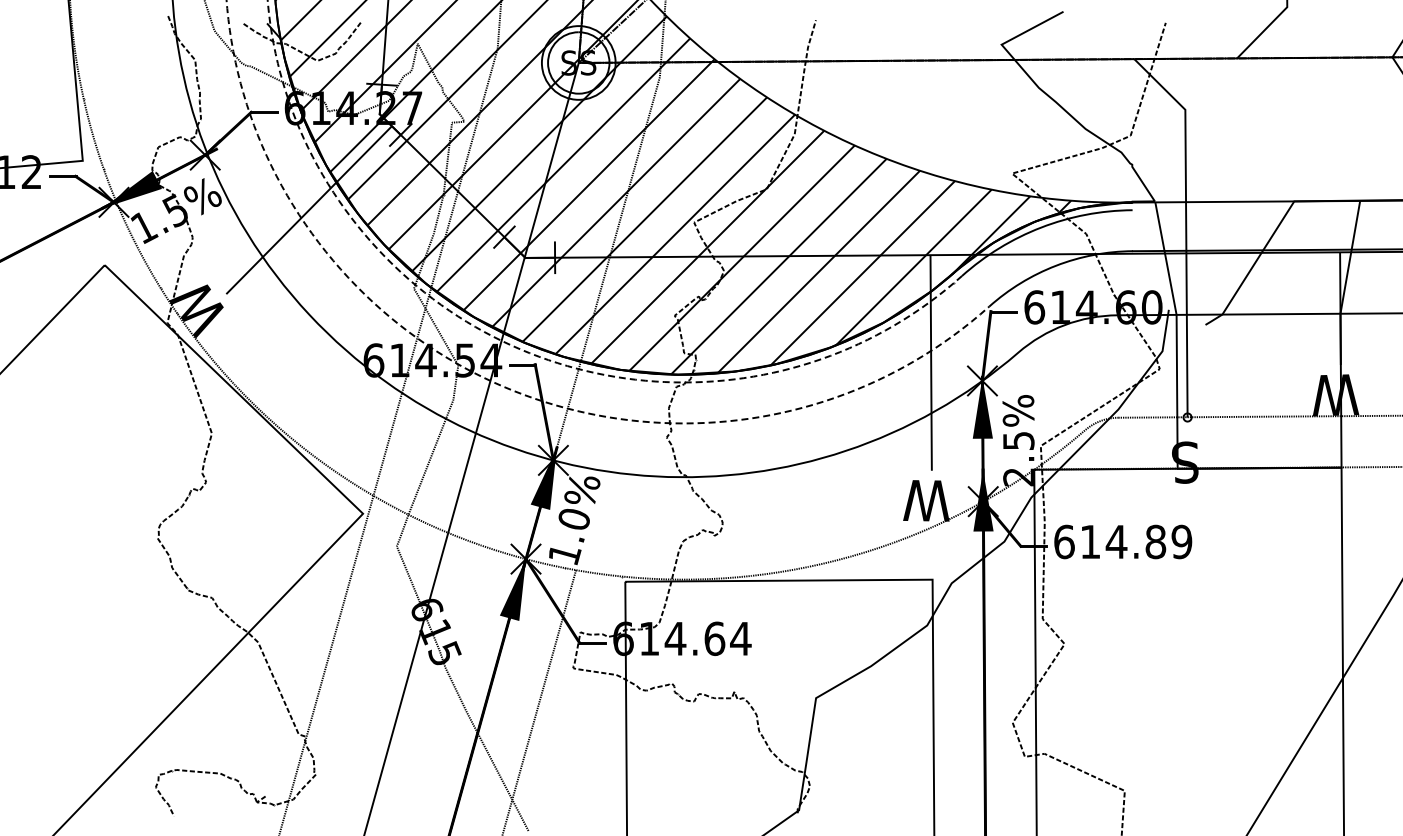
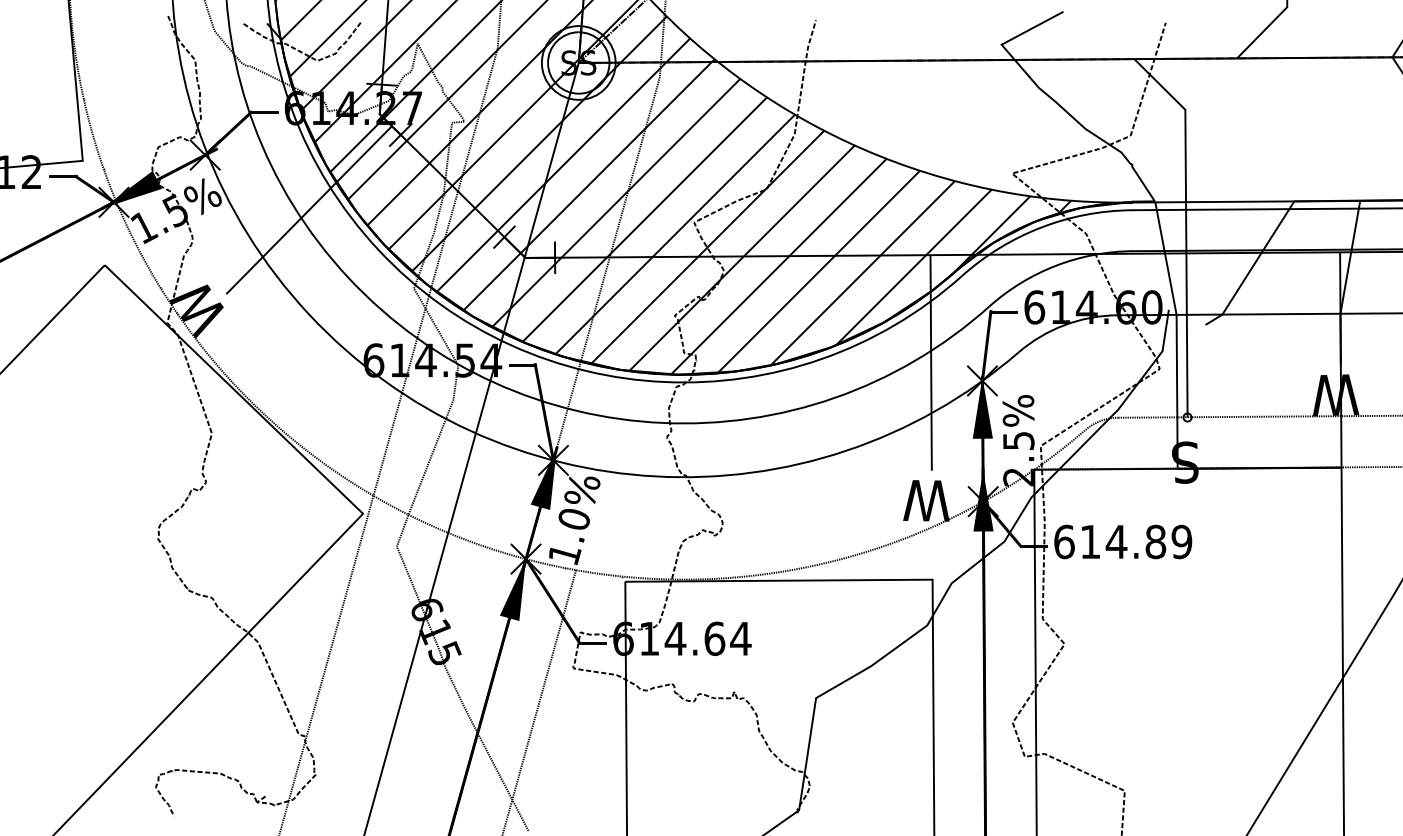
line: none -> present (1265, 209)
arc: dashed -> solid (528, 352)
arc: dashed -> solid (511, 390)
